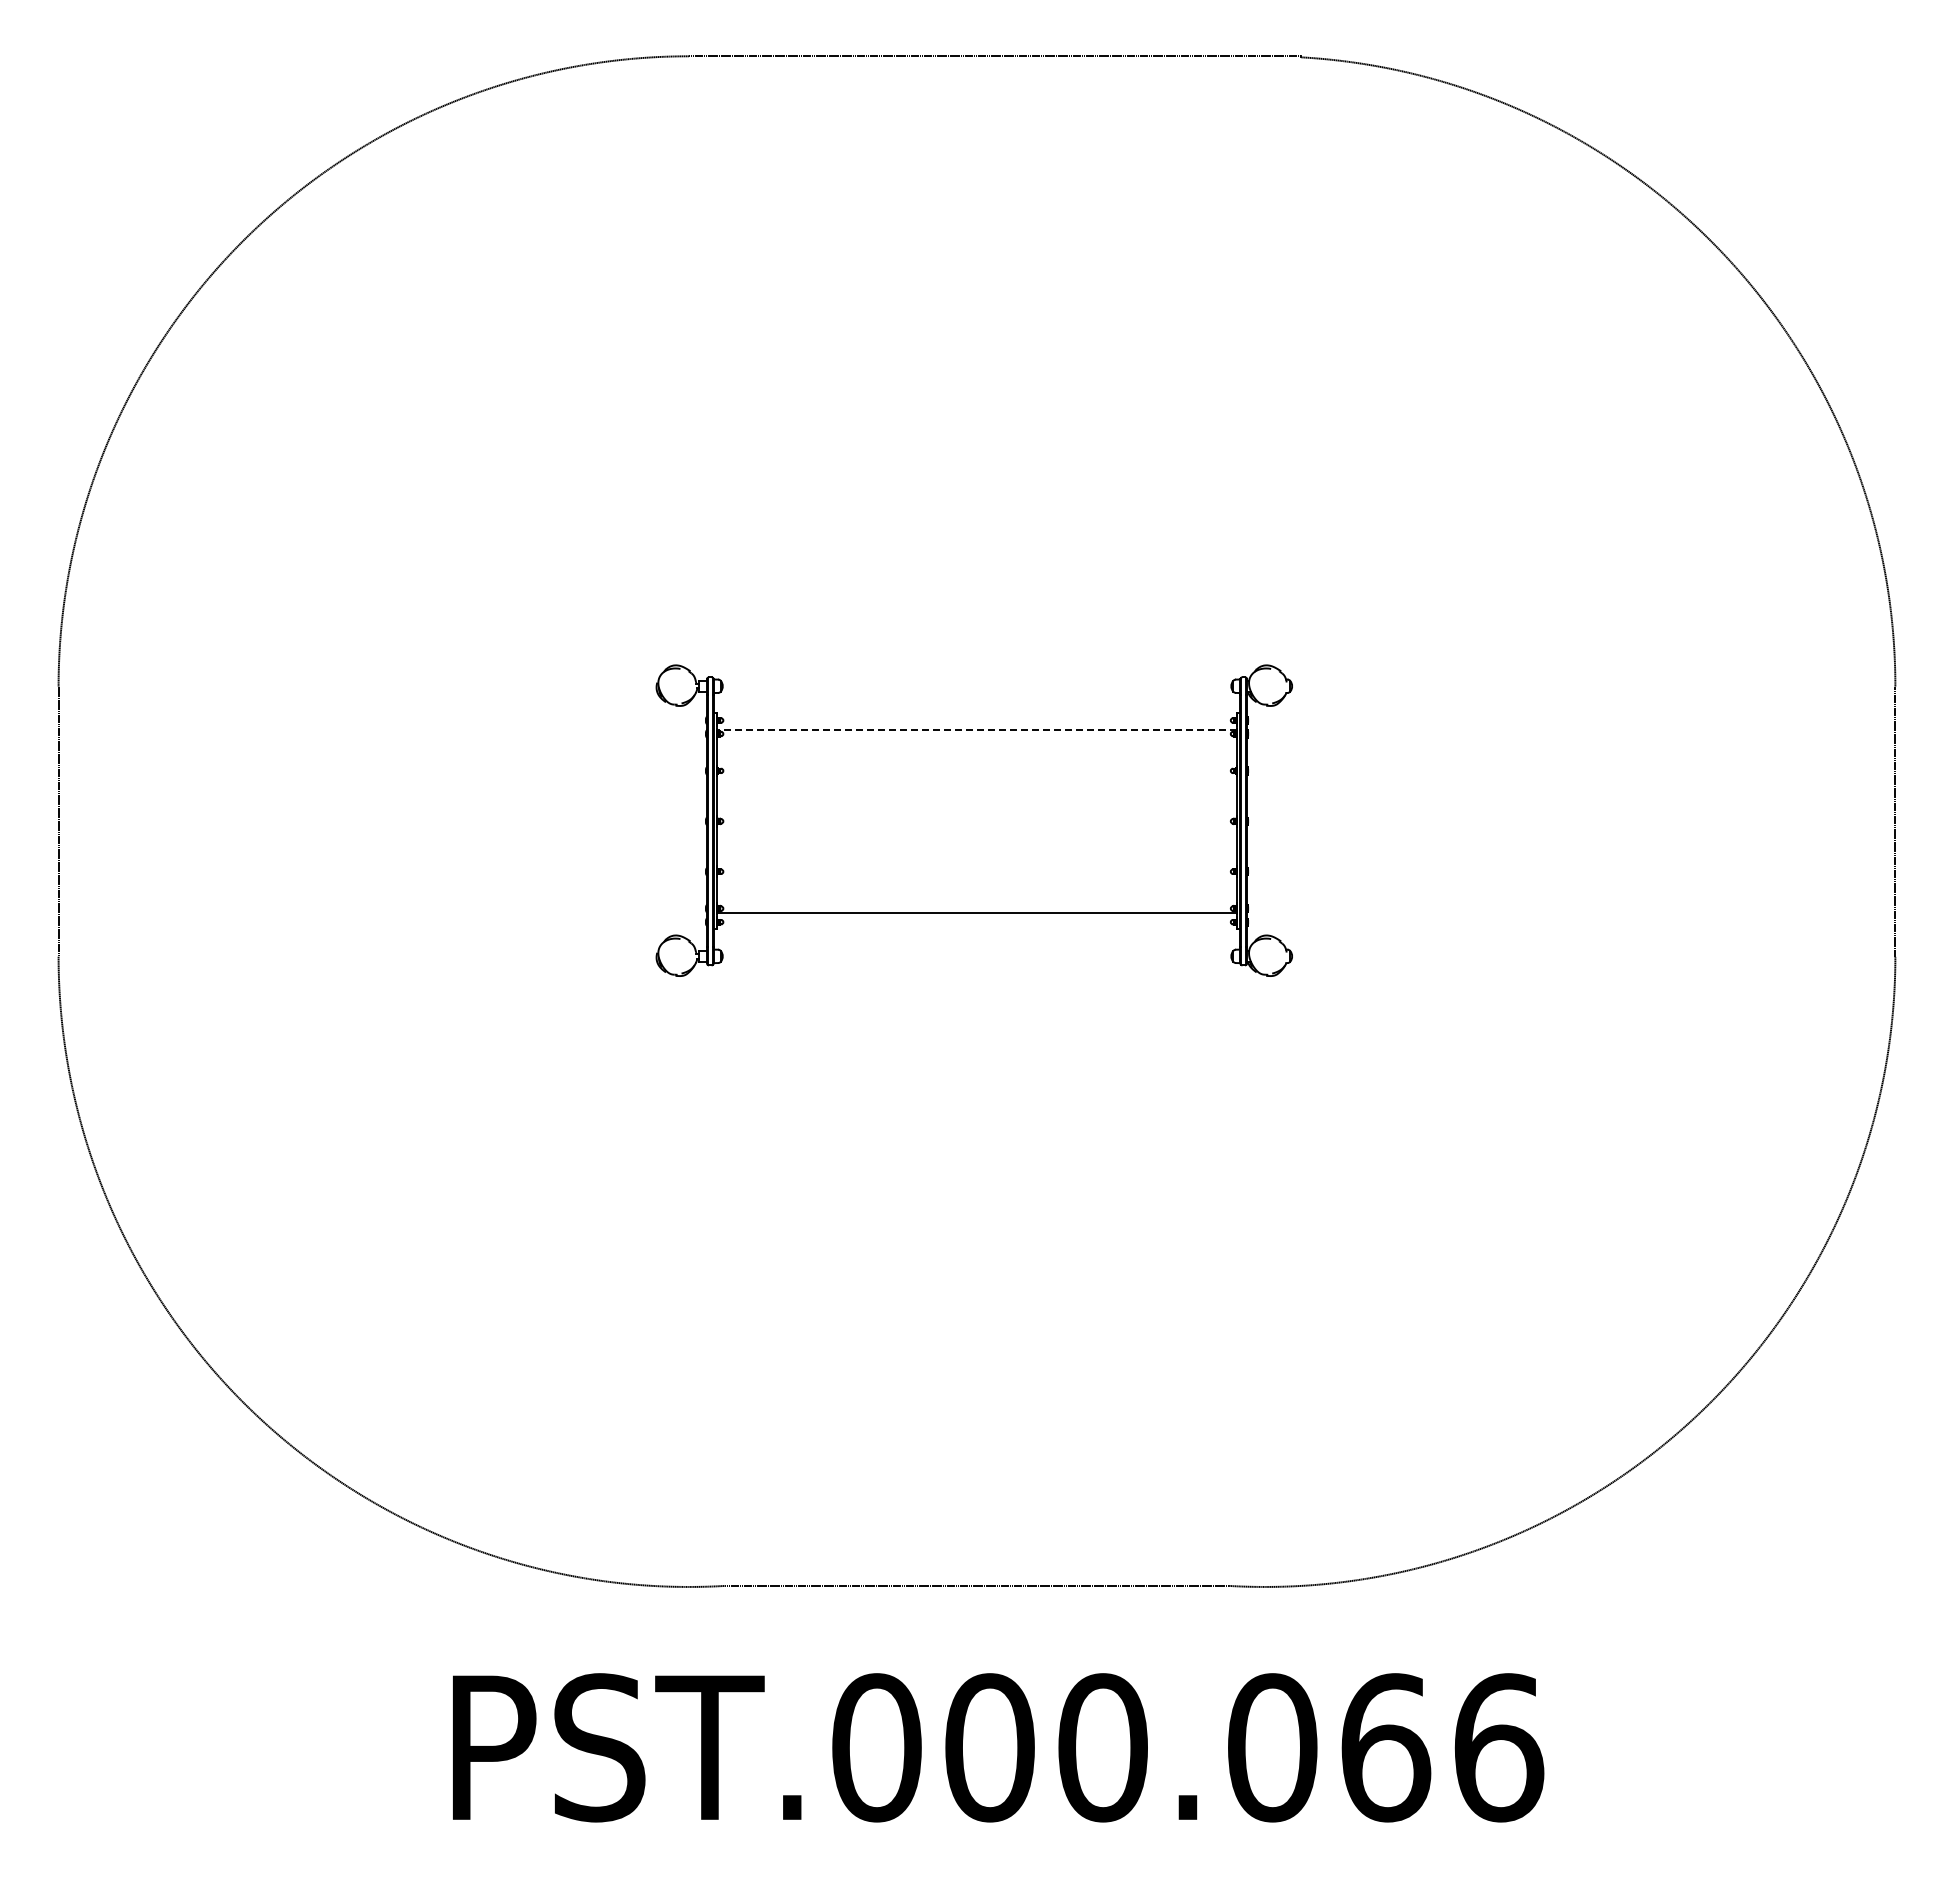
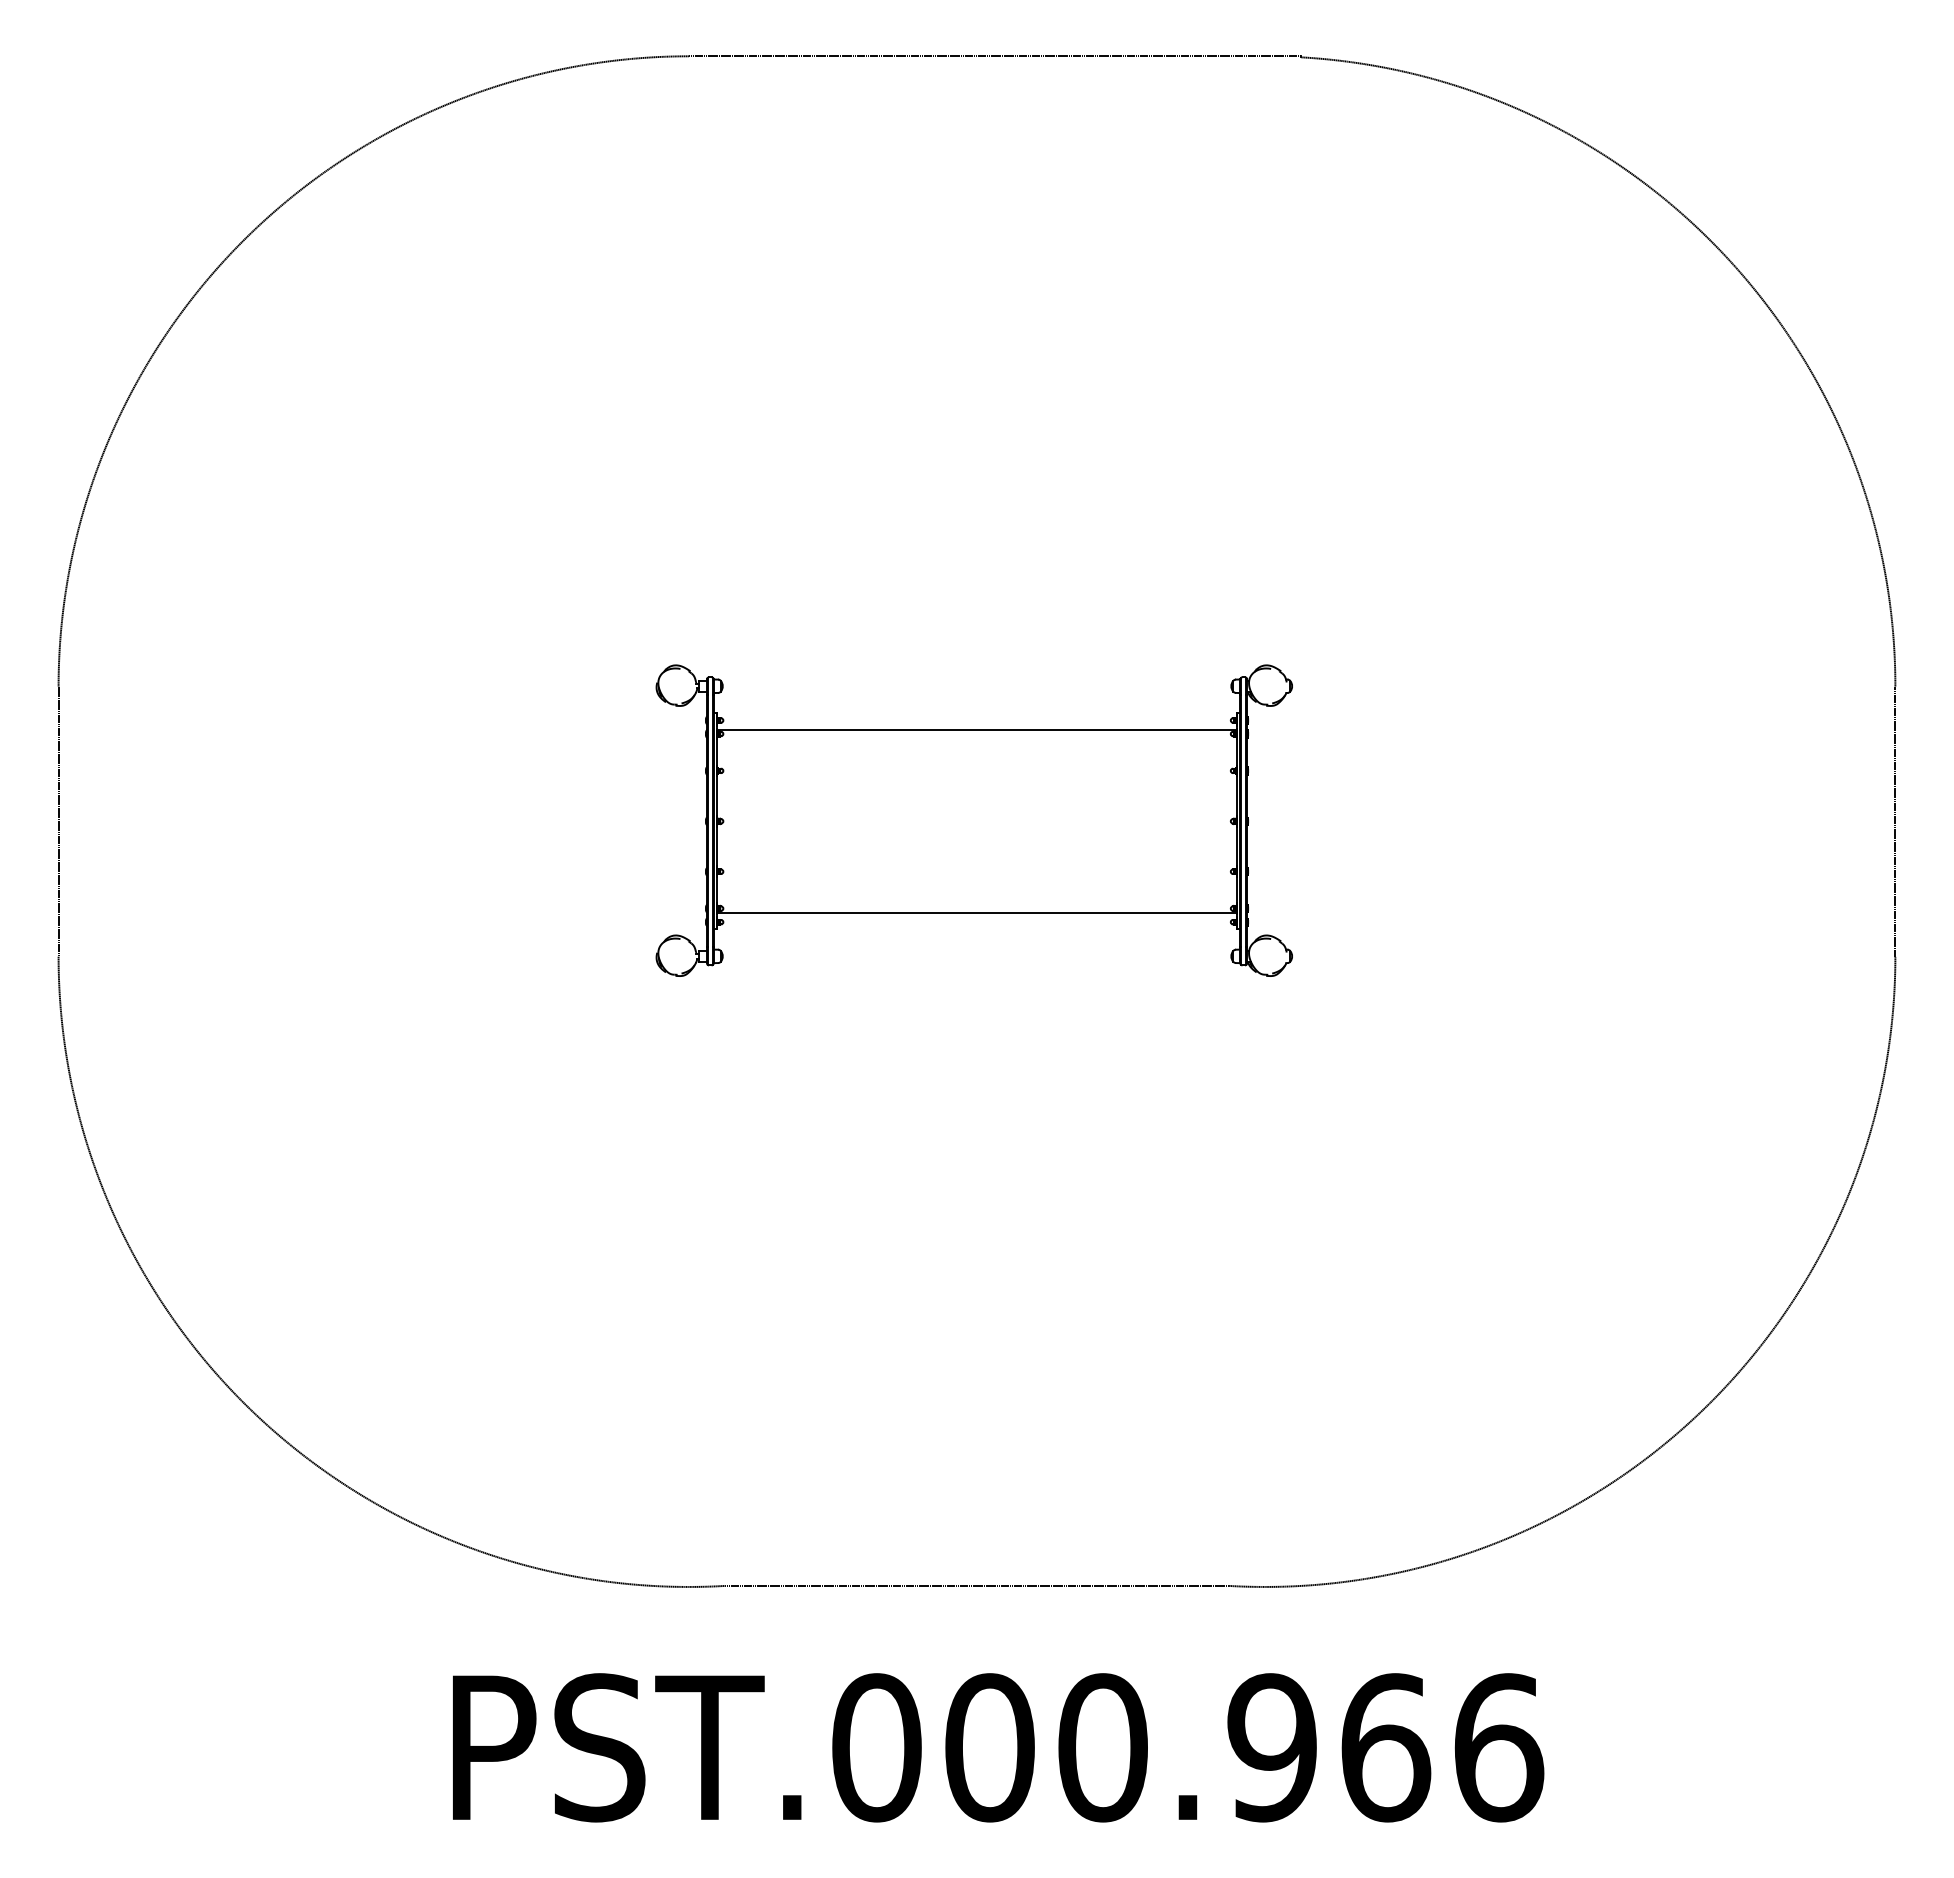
line: dashed -> solid (977, 729)
text: PST.000.066 -> PST.000.966 (1272, 1747)
